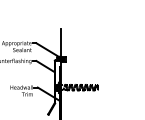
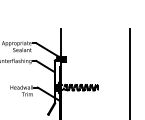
line: none -> present (129, 72)
